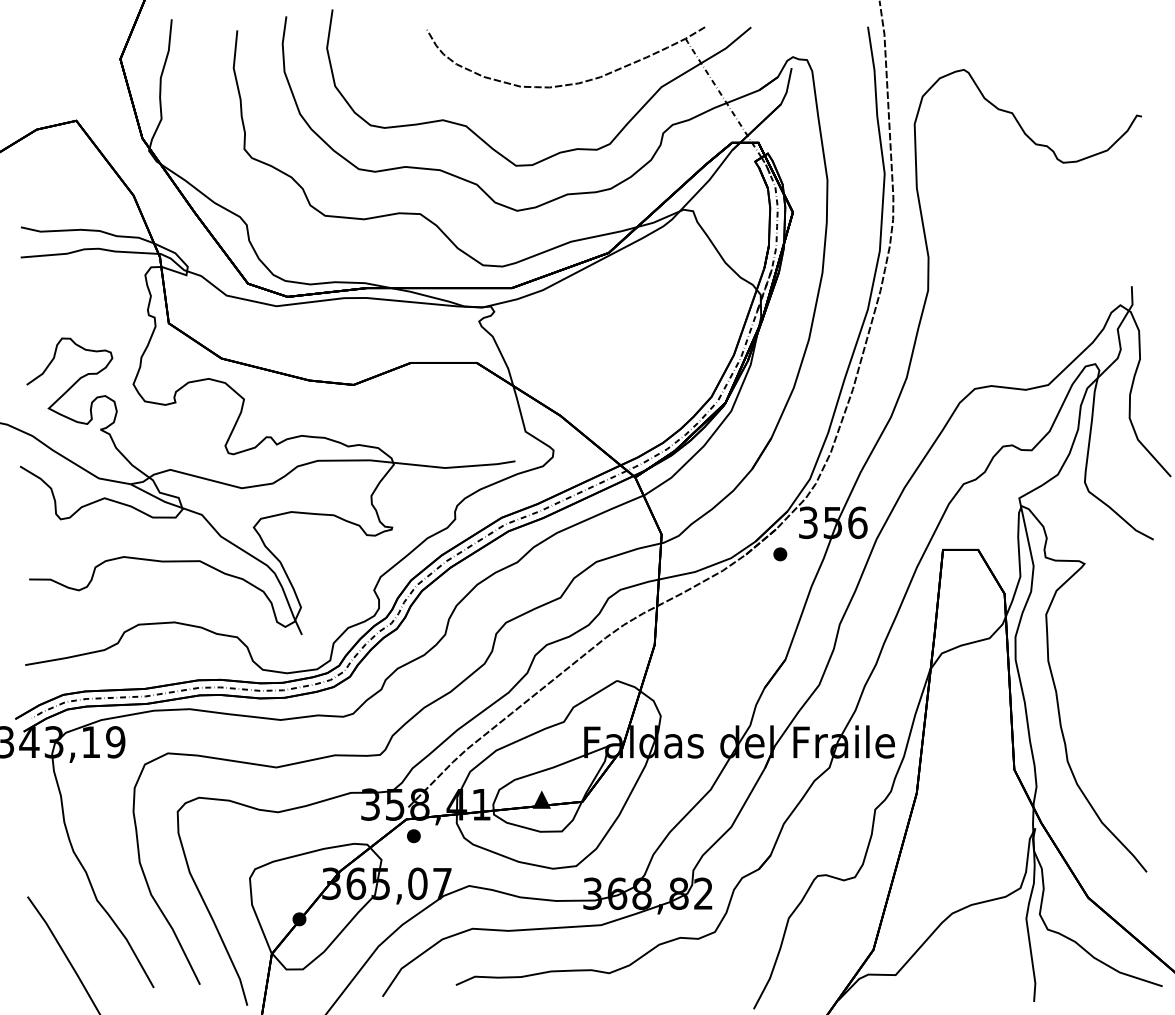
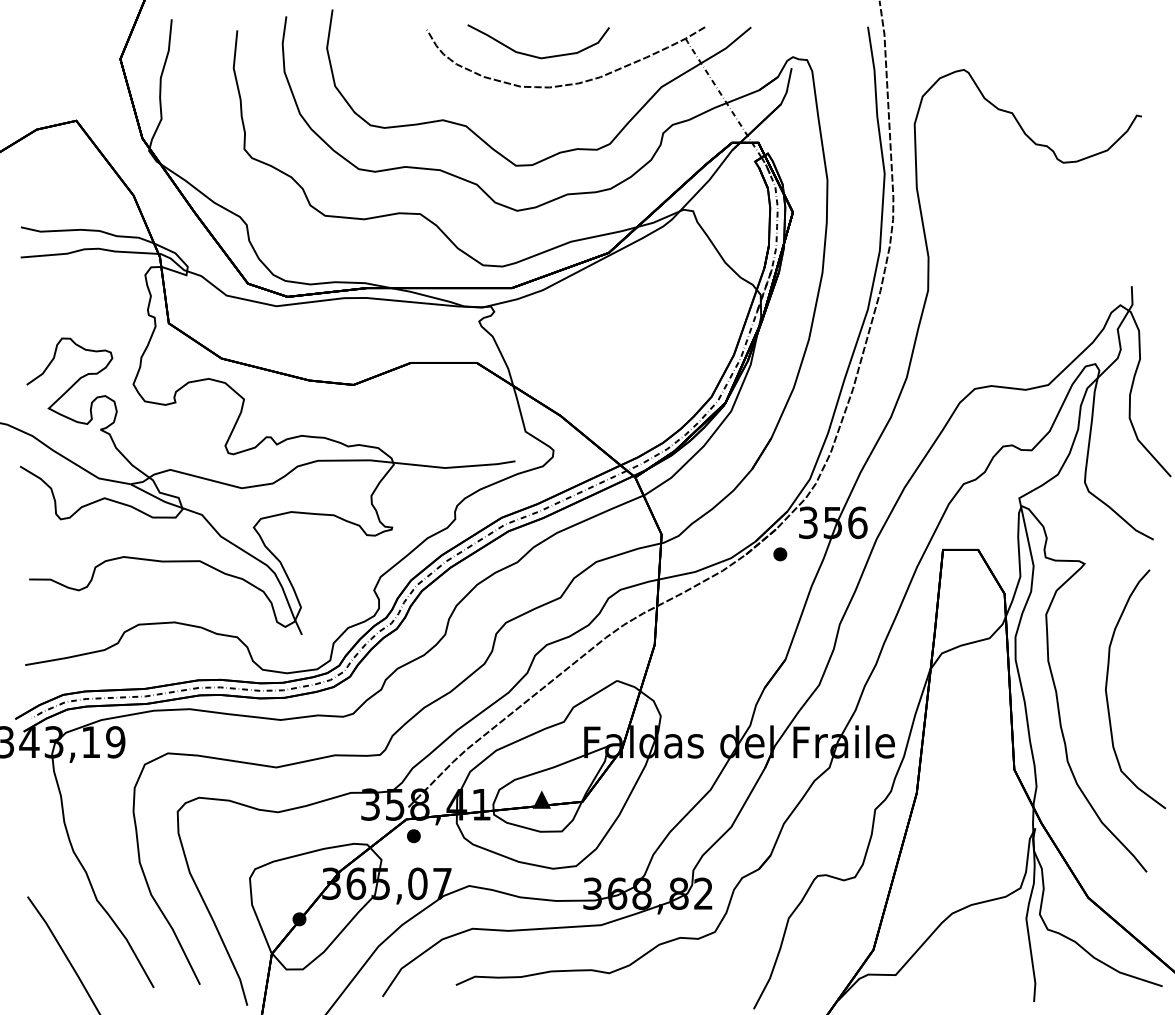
curve: none -> present (534, 55)
curve: none -> present (1107, 686)
